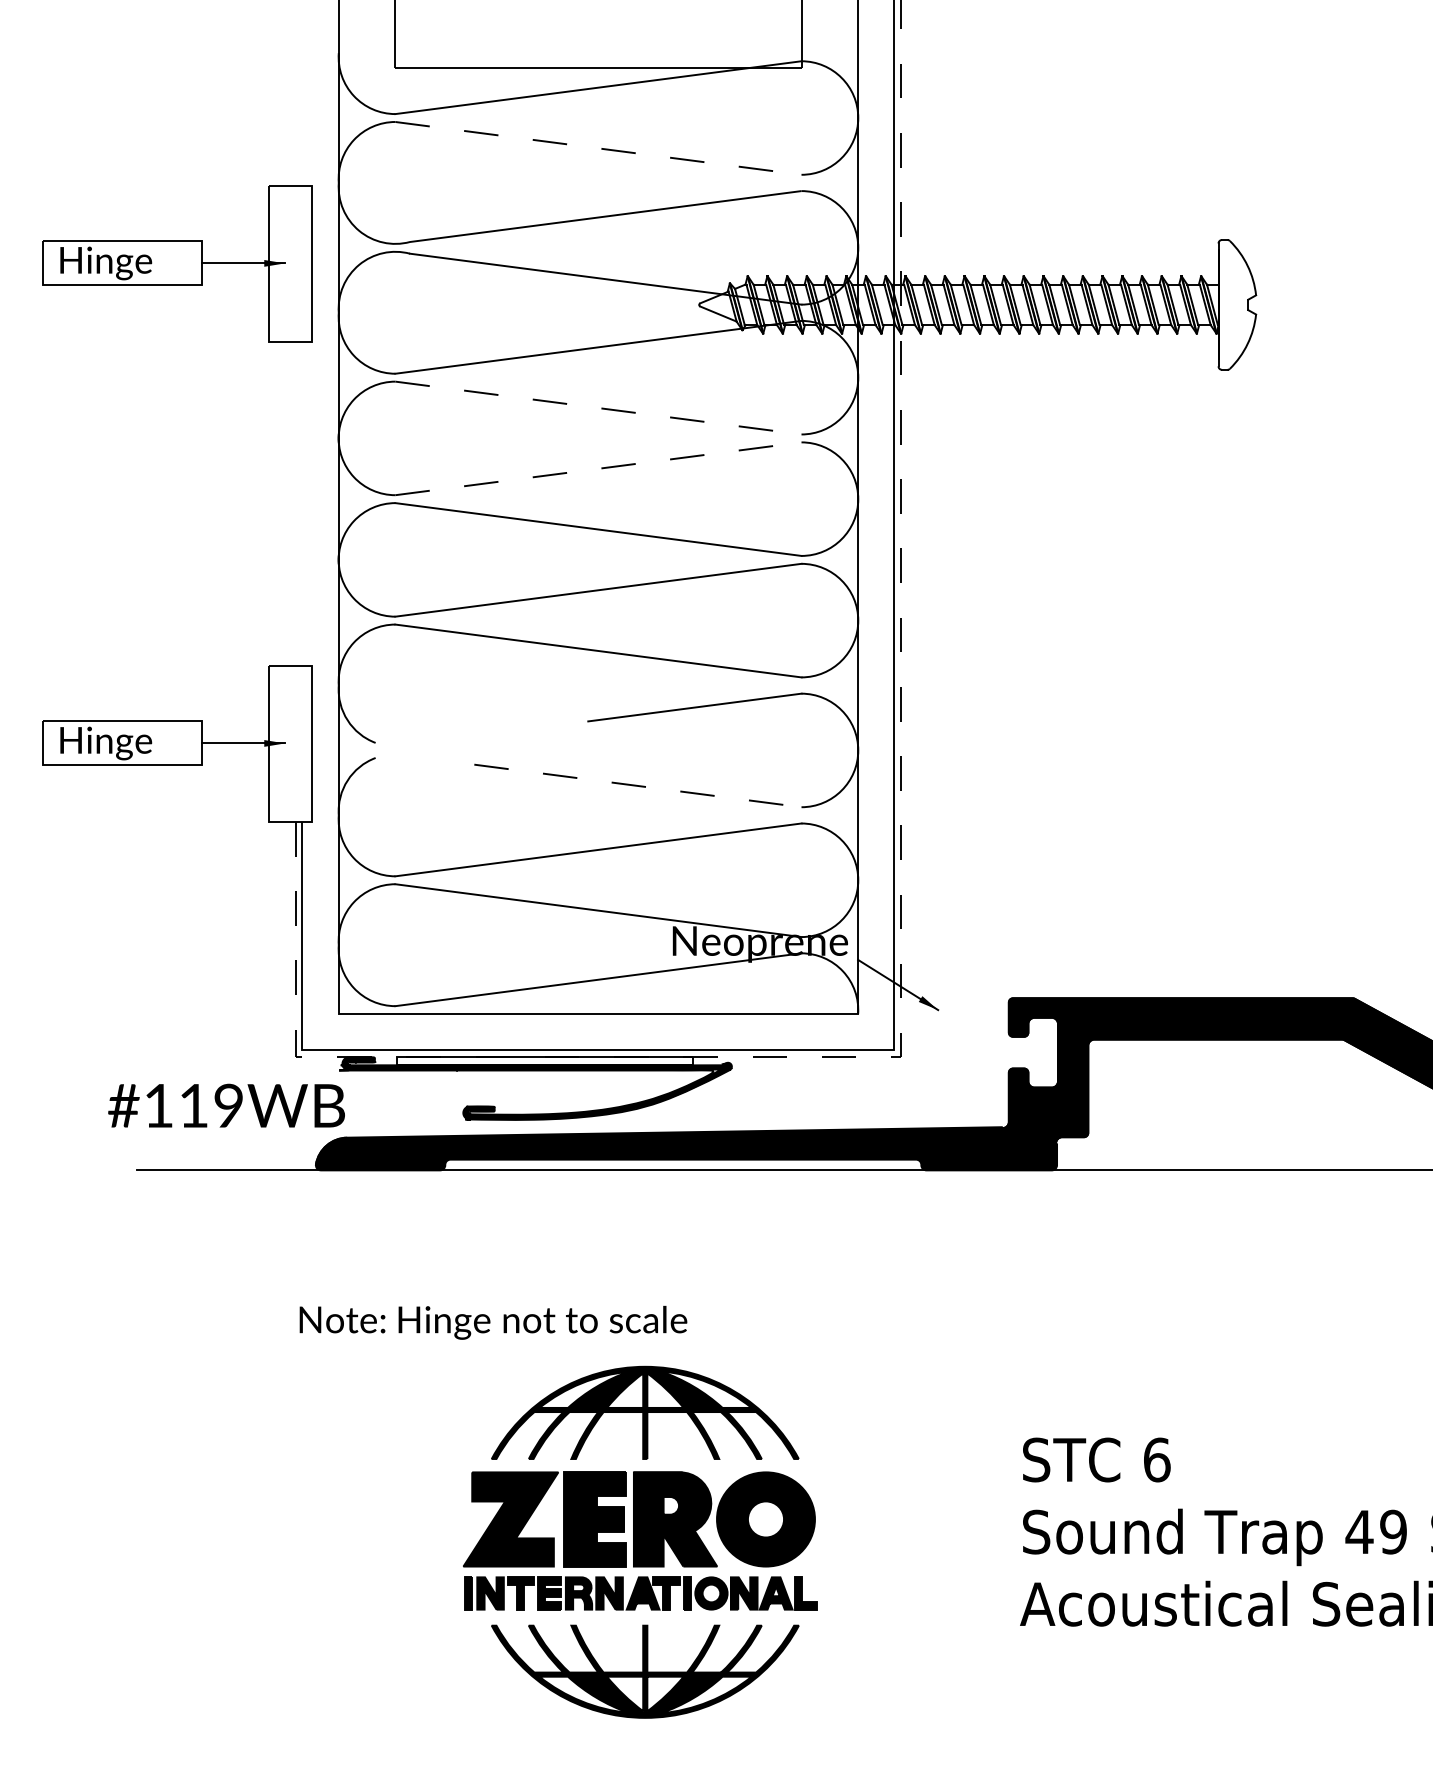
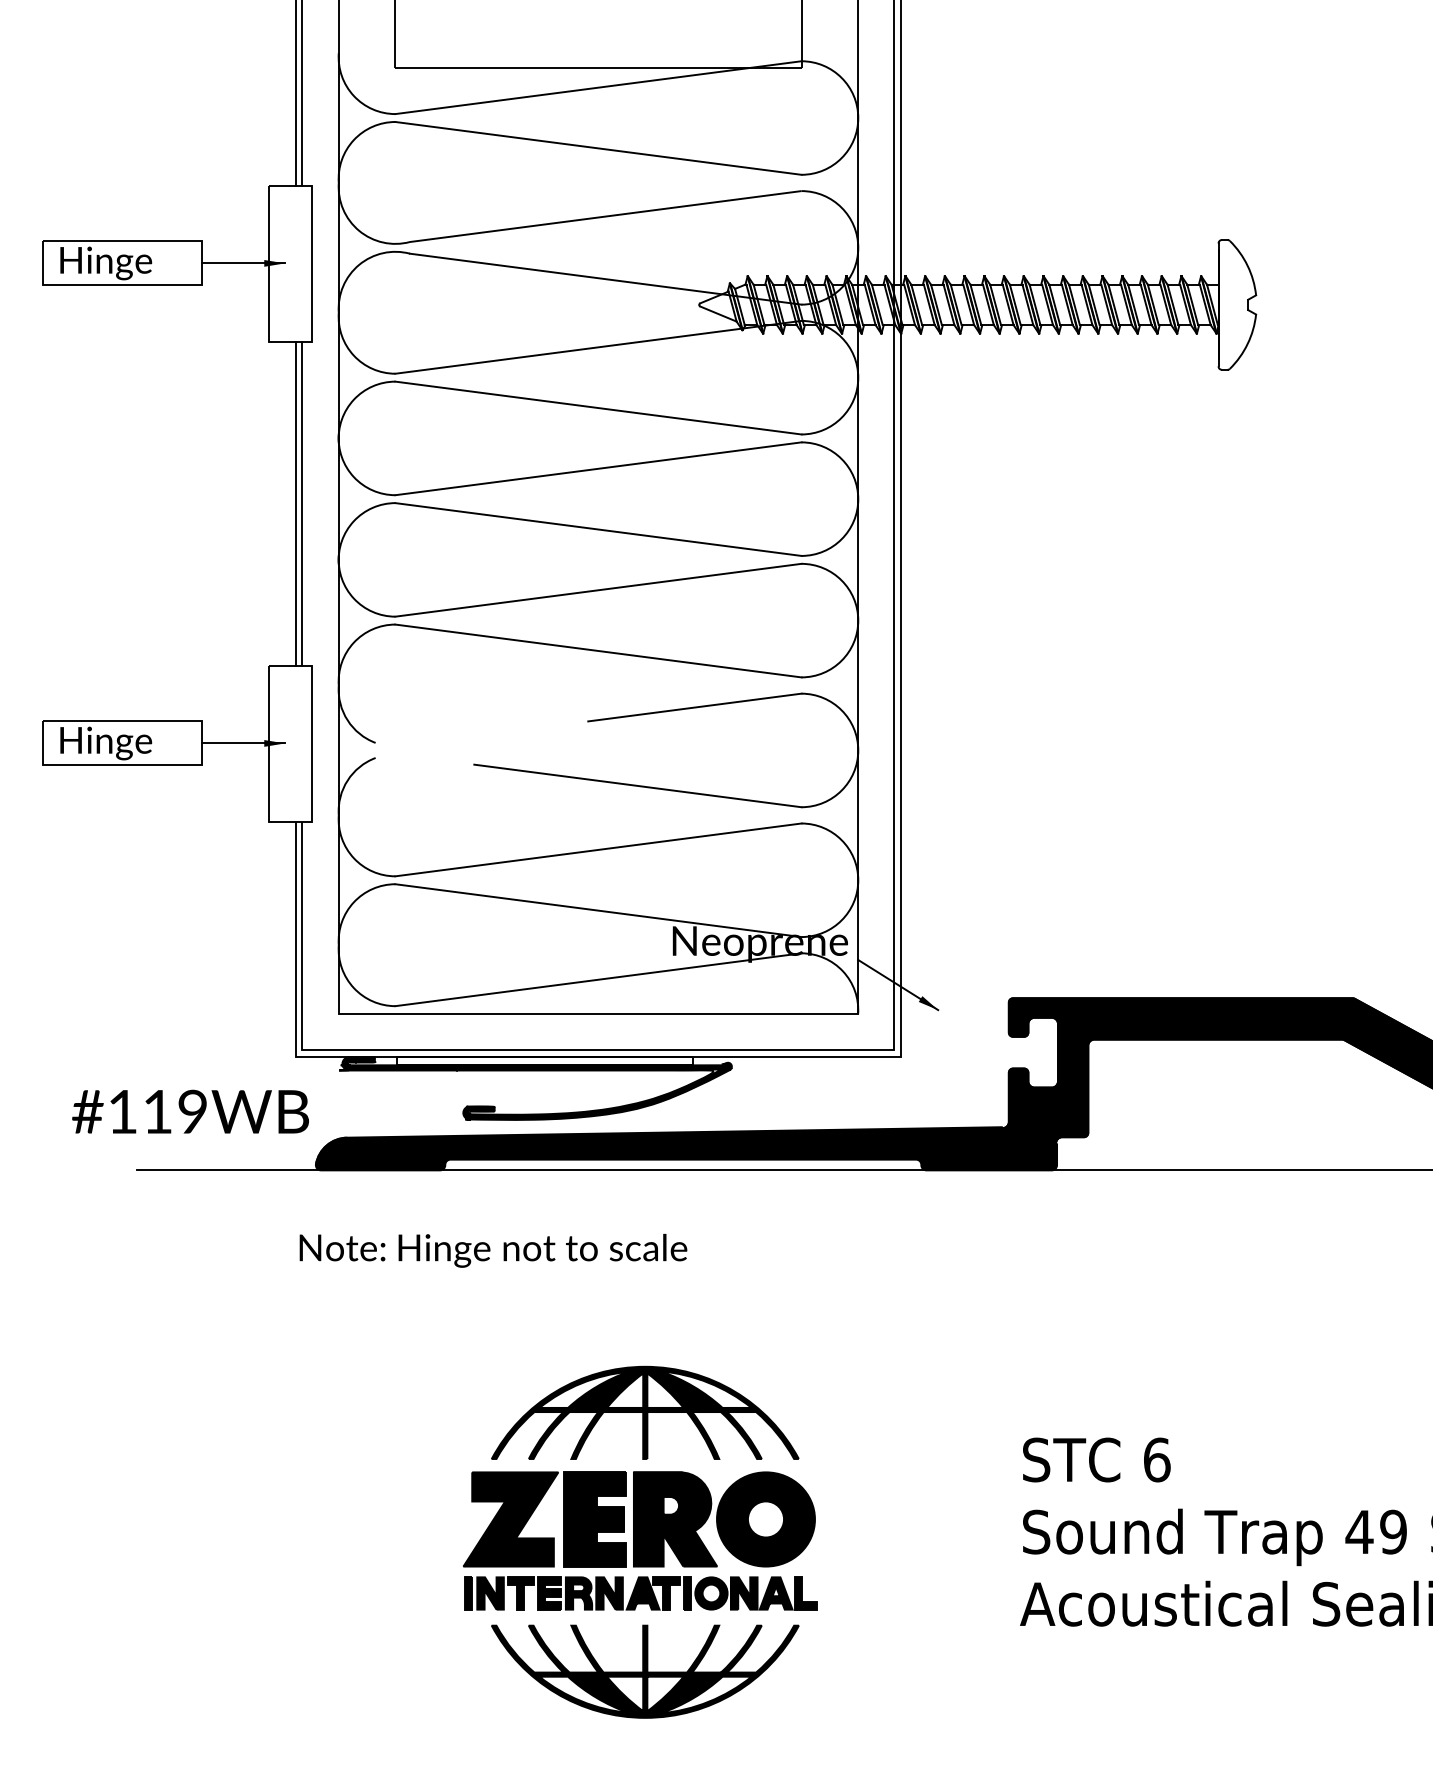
line: none -> present (295, 94)
line: none -> present (302, 94)
line: dashed -> solid (598, 148)
line: dashed -> solid (598, 408)
line: dashed -> solid (598, 468)
line: none -> present (295, 503)
line: none -> present (302, 503)
line: dashed -> solid (637, 785)
line: dashed -> solid (901, 950)
text position: (226, 1105) -> (190, 1111) (190, 1111)
text position: (493, 1322) -> (493, 1250) (493, 1250)
